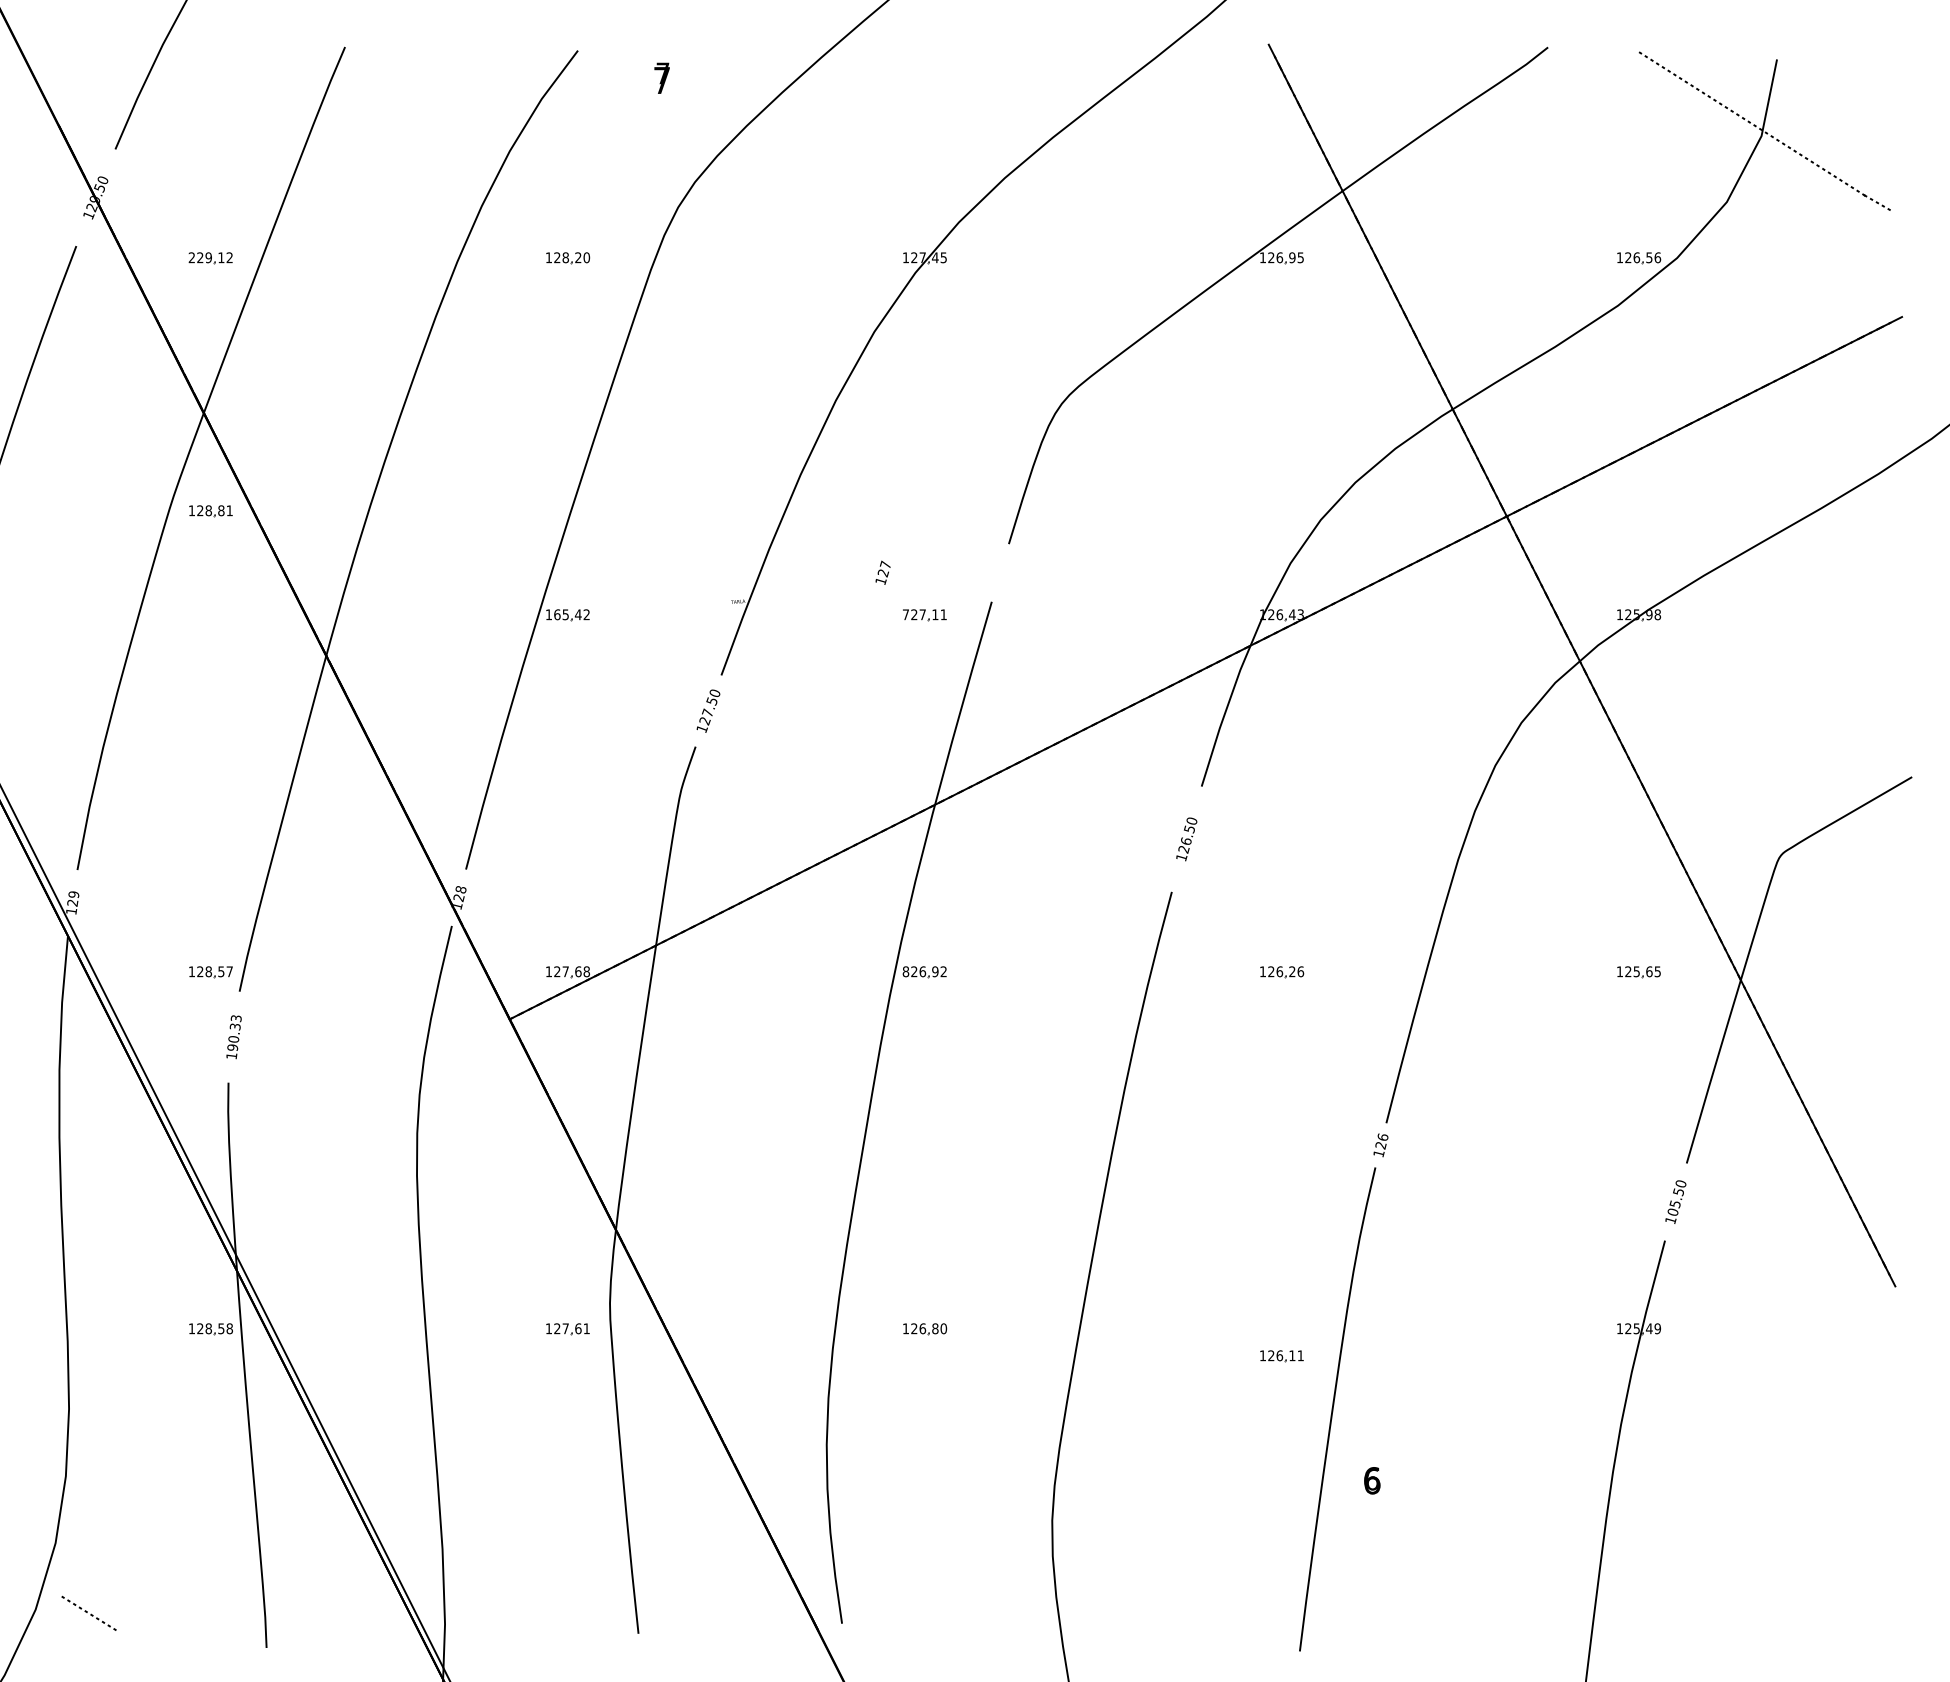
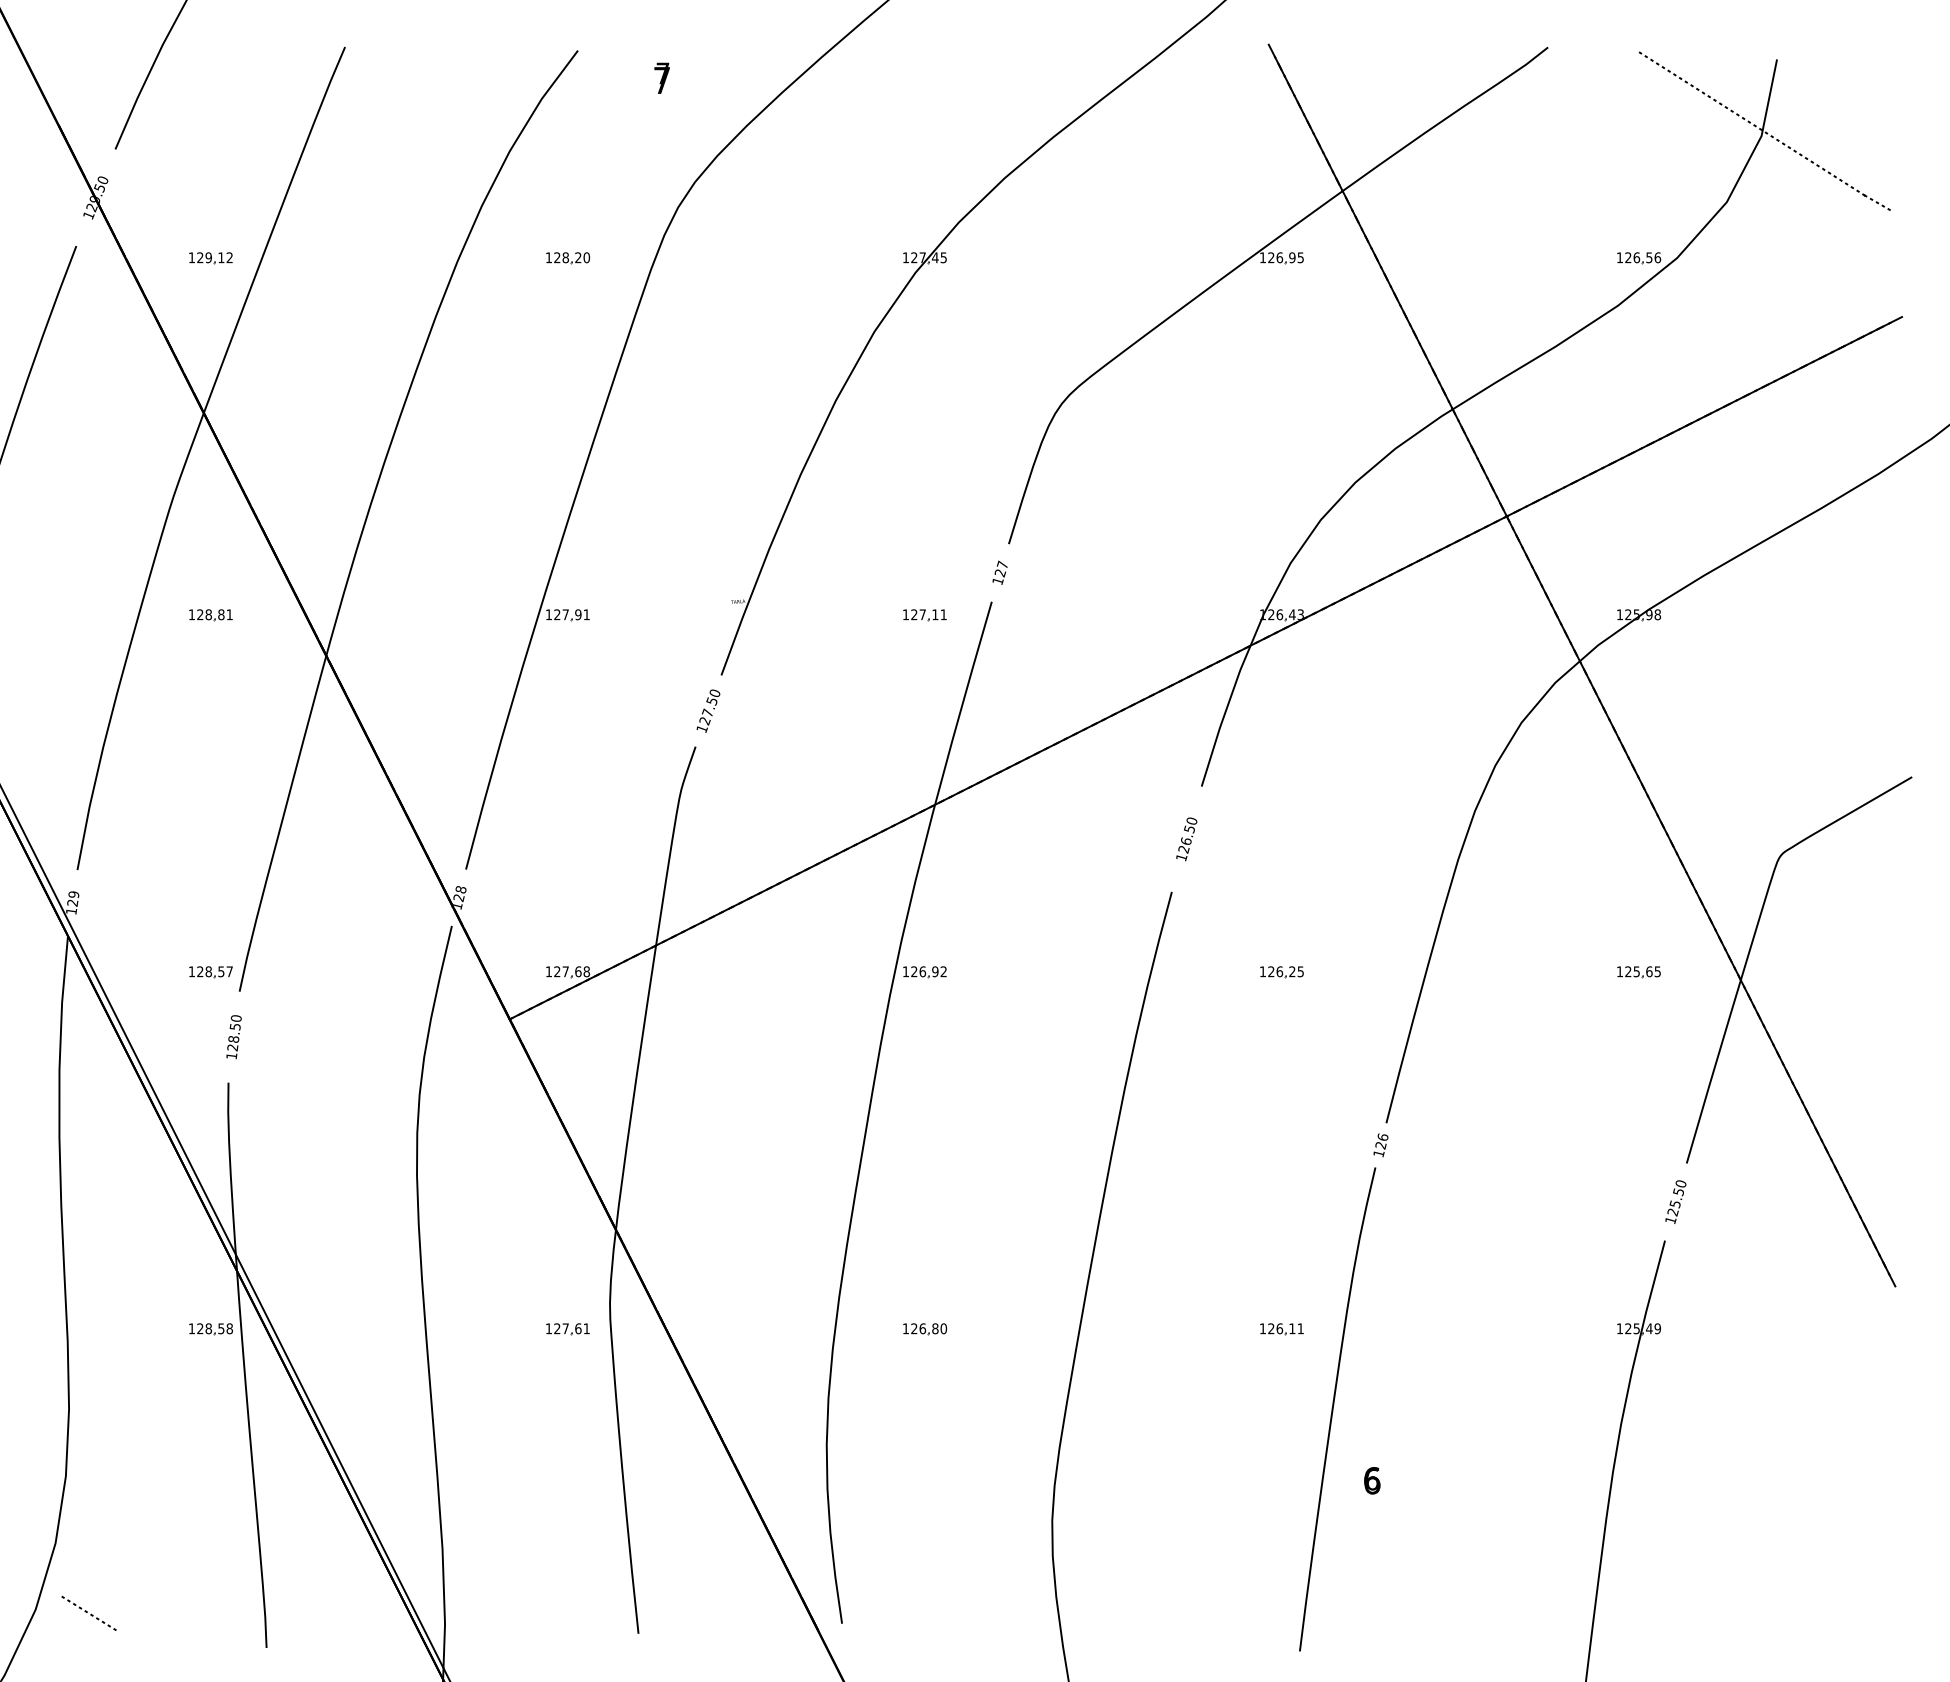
text: 229.12 -> 129.12 (191, 257)
part position: (210, 511) -> (210, 615) (210, 615)
text position: (882, 572) -> (999, 572) (999, 572)
text: 165.42 -> 127.91 (571, 614)
text: 727.11 -> 127.11 (905, 614)
text: 826.92 -> 126.92 (905, 971)
text: 126.26 -> 126.25 (1300, 971)
text: 190.33 -> 128.50 (234, 1033)
text: 105.50 -> 125.50 (1672, 1212)
part position: (1281, 1356) -> (1281, 1329) (1281, 1329)
